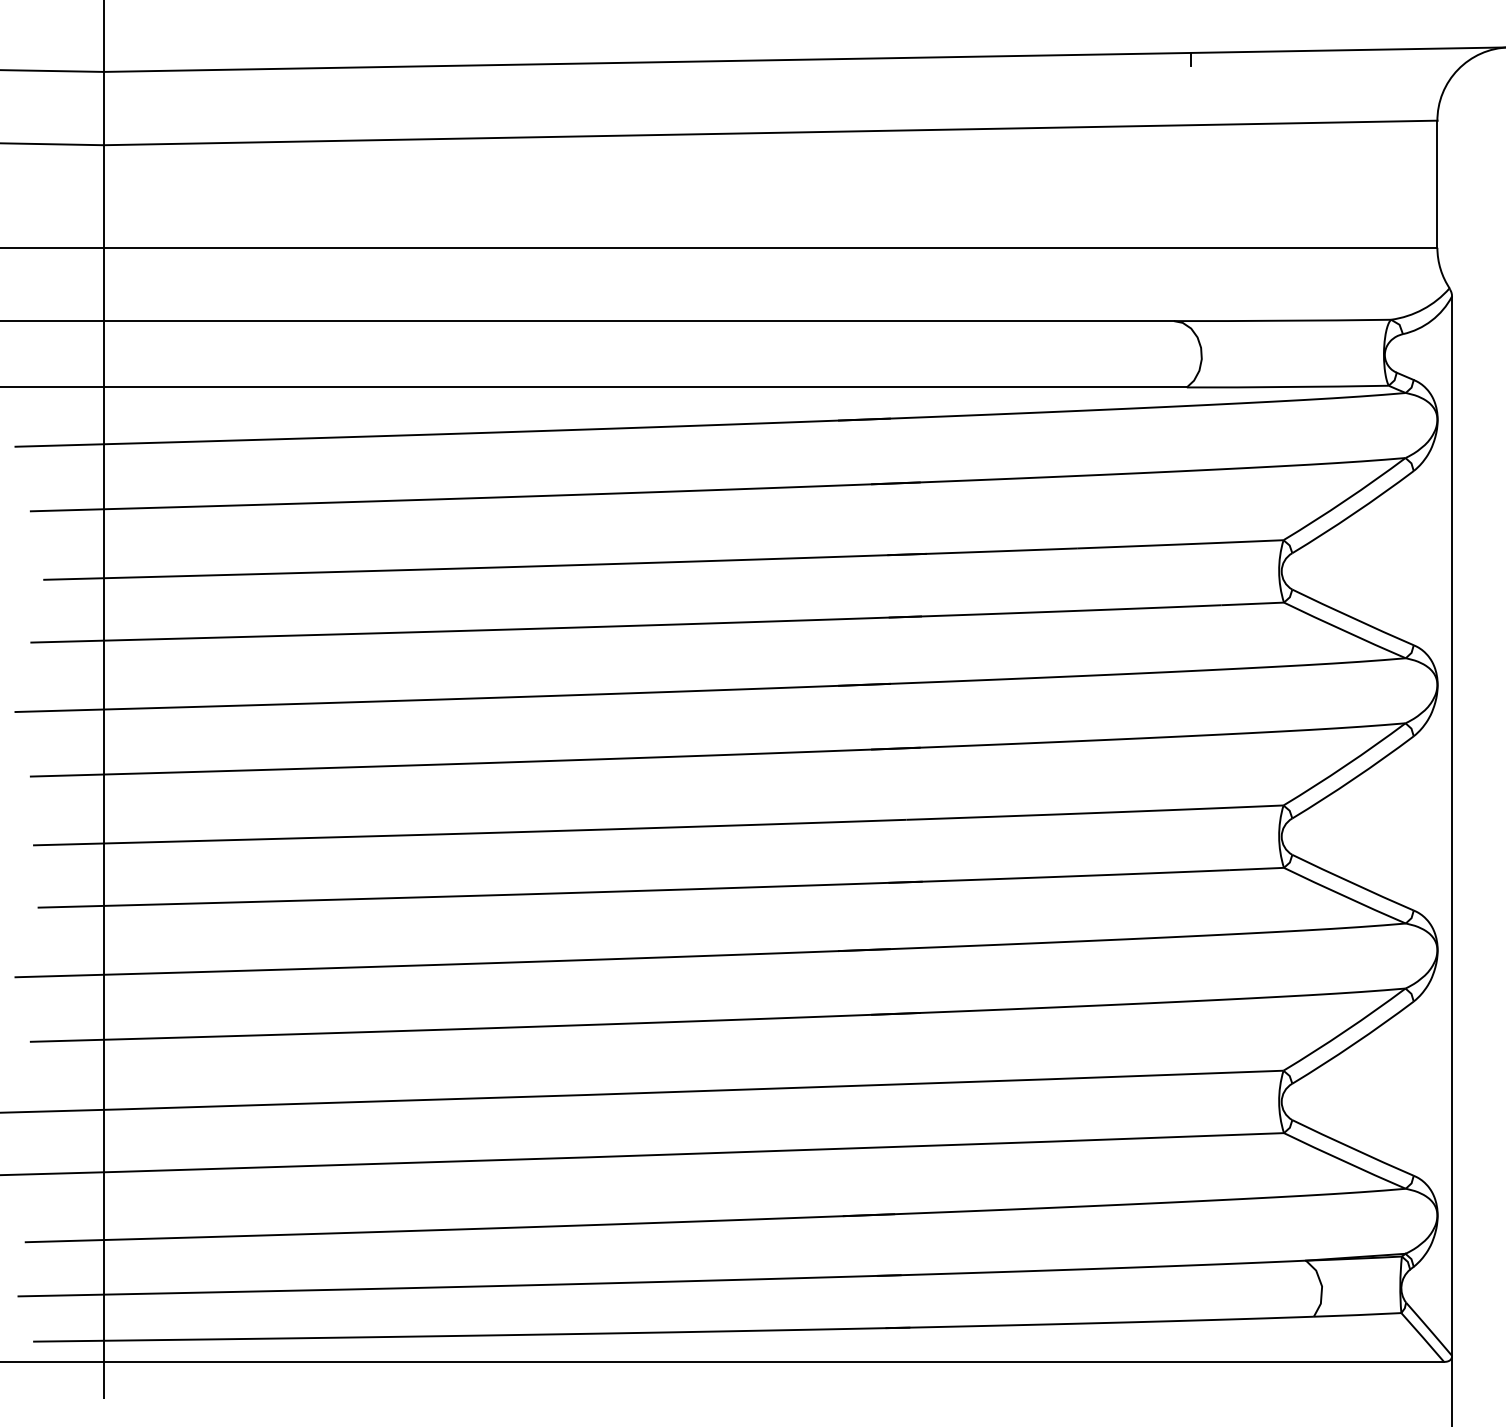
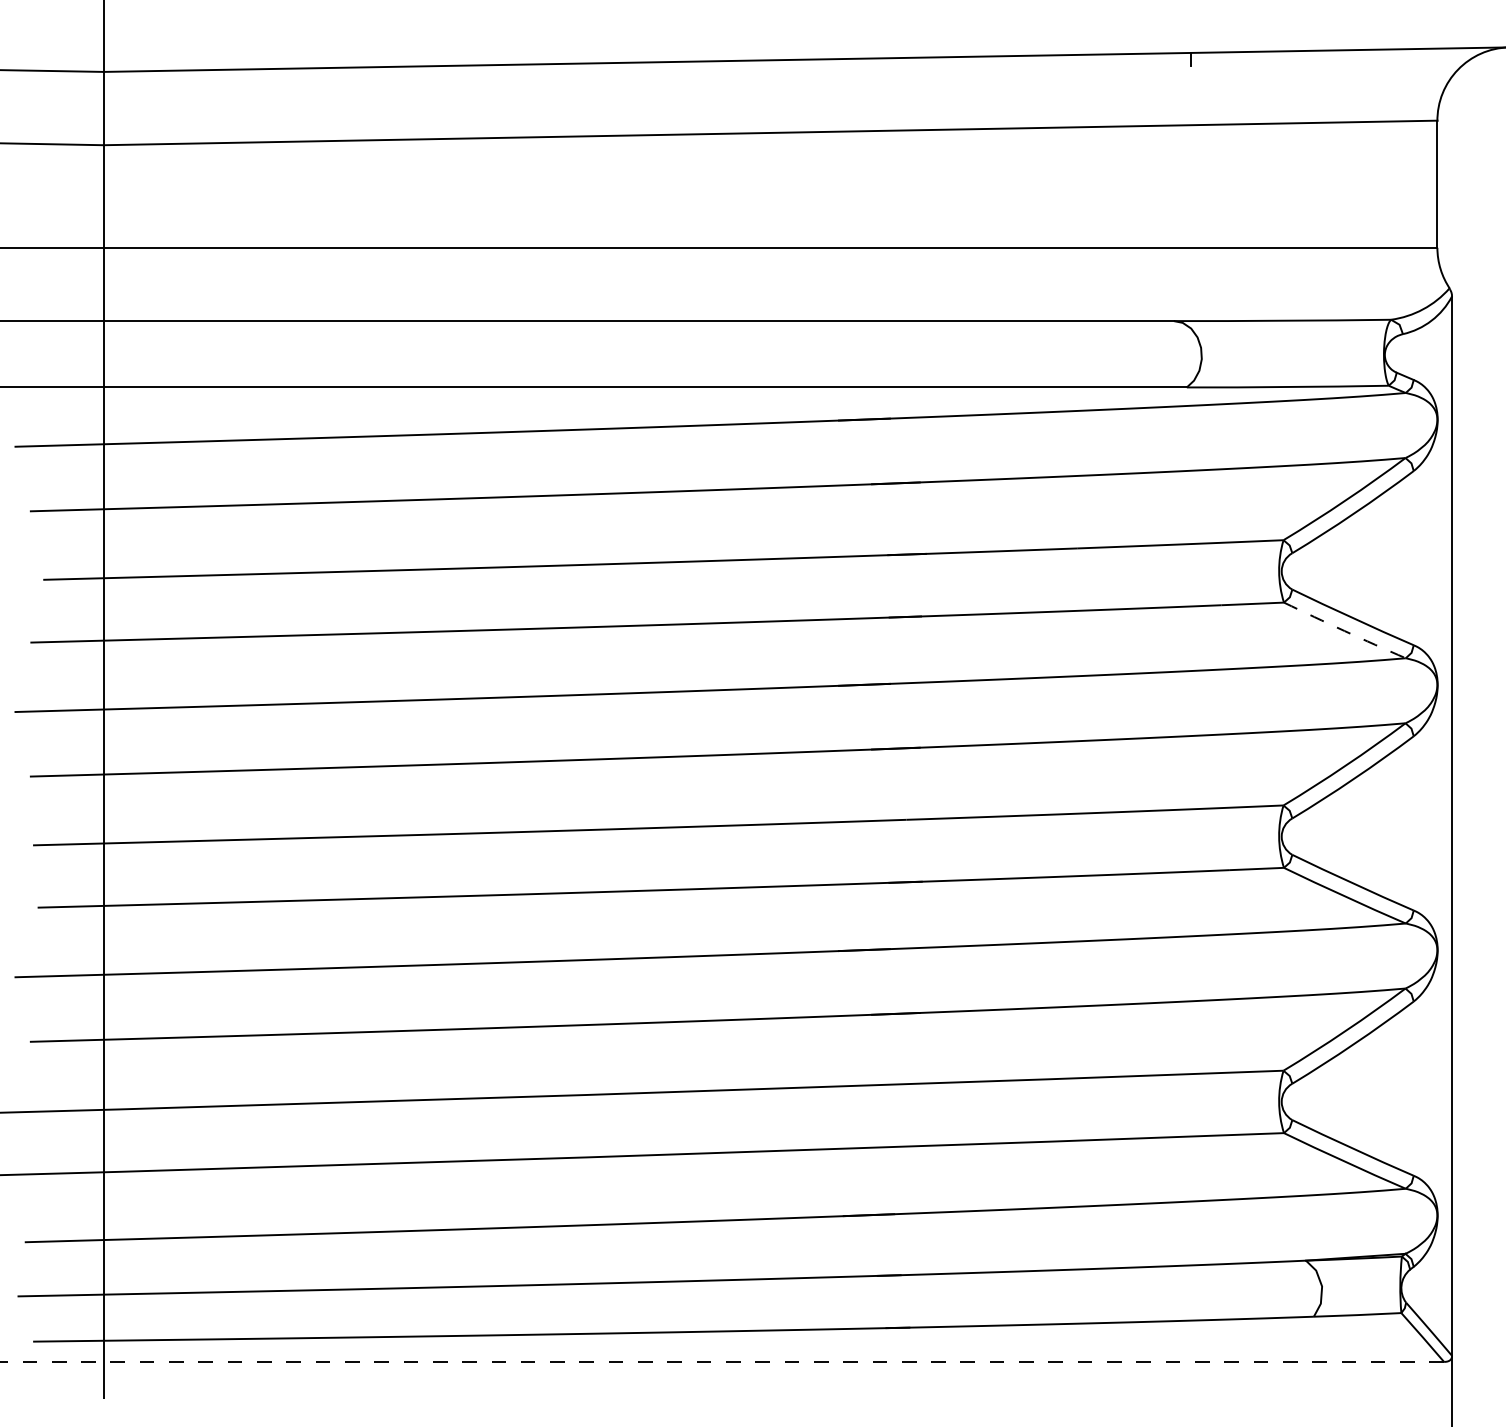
arc: solid -> dashed (1344, 631)
line: solid -> dashed (722, 1361)
